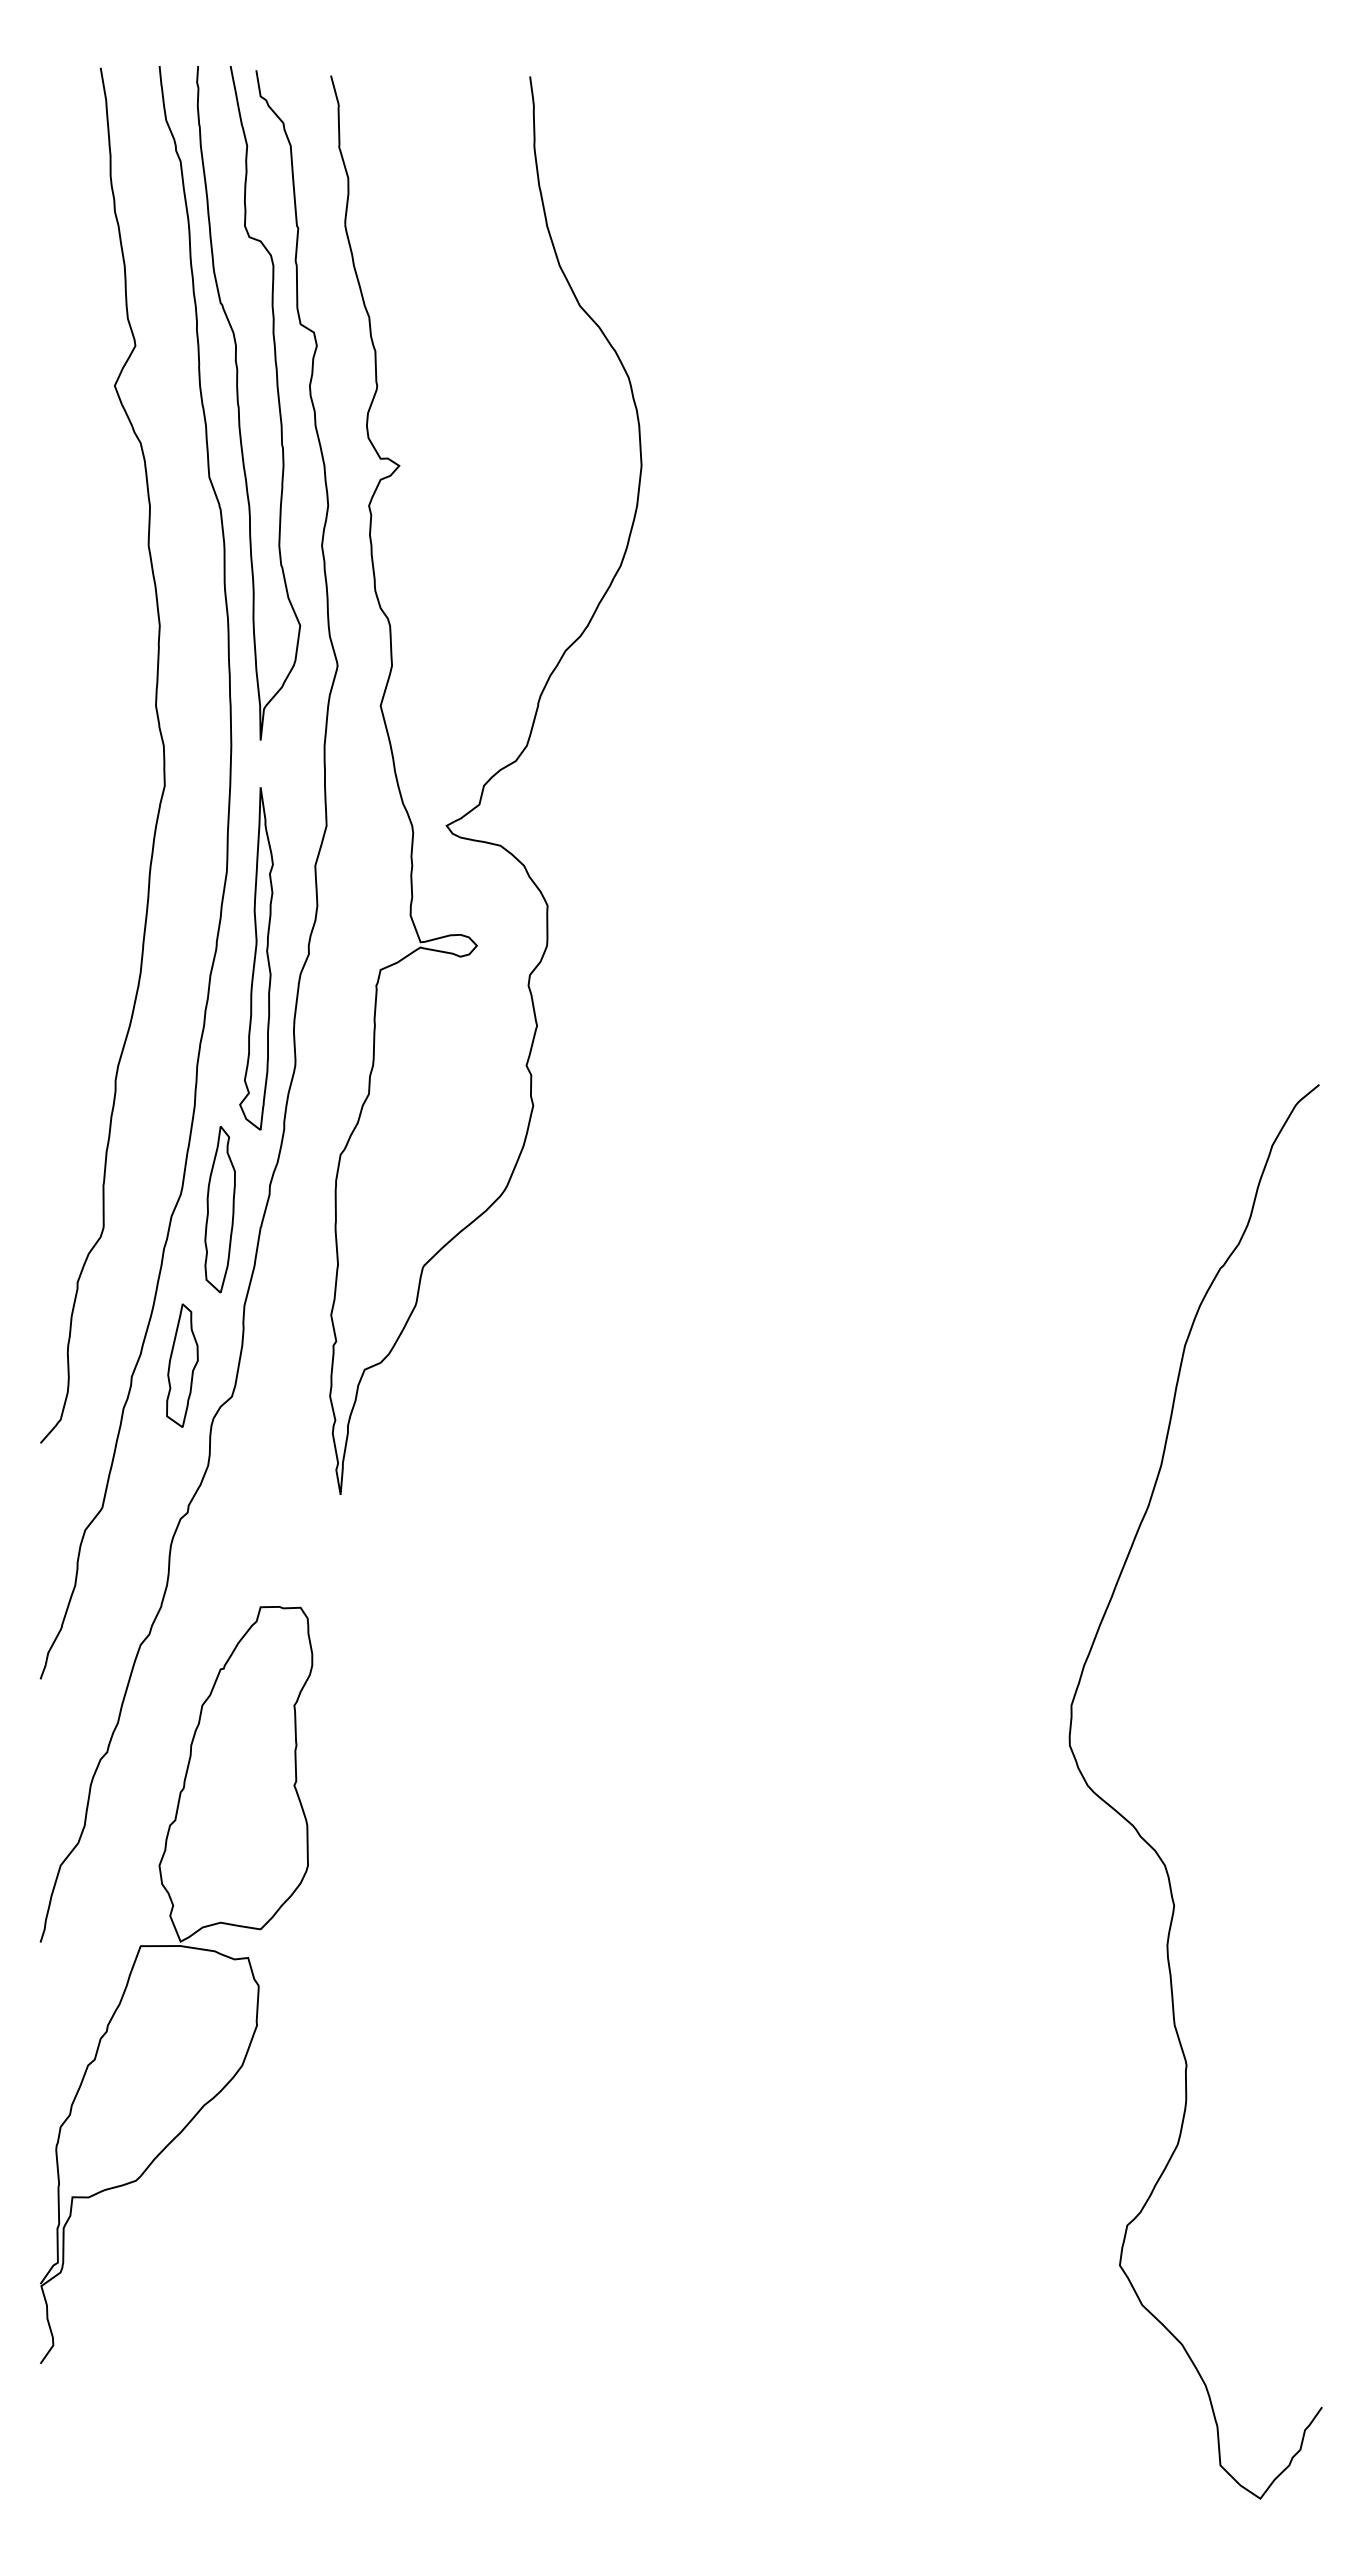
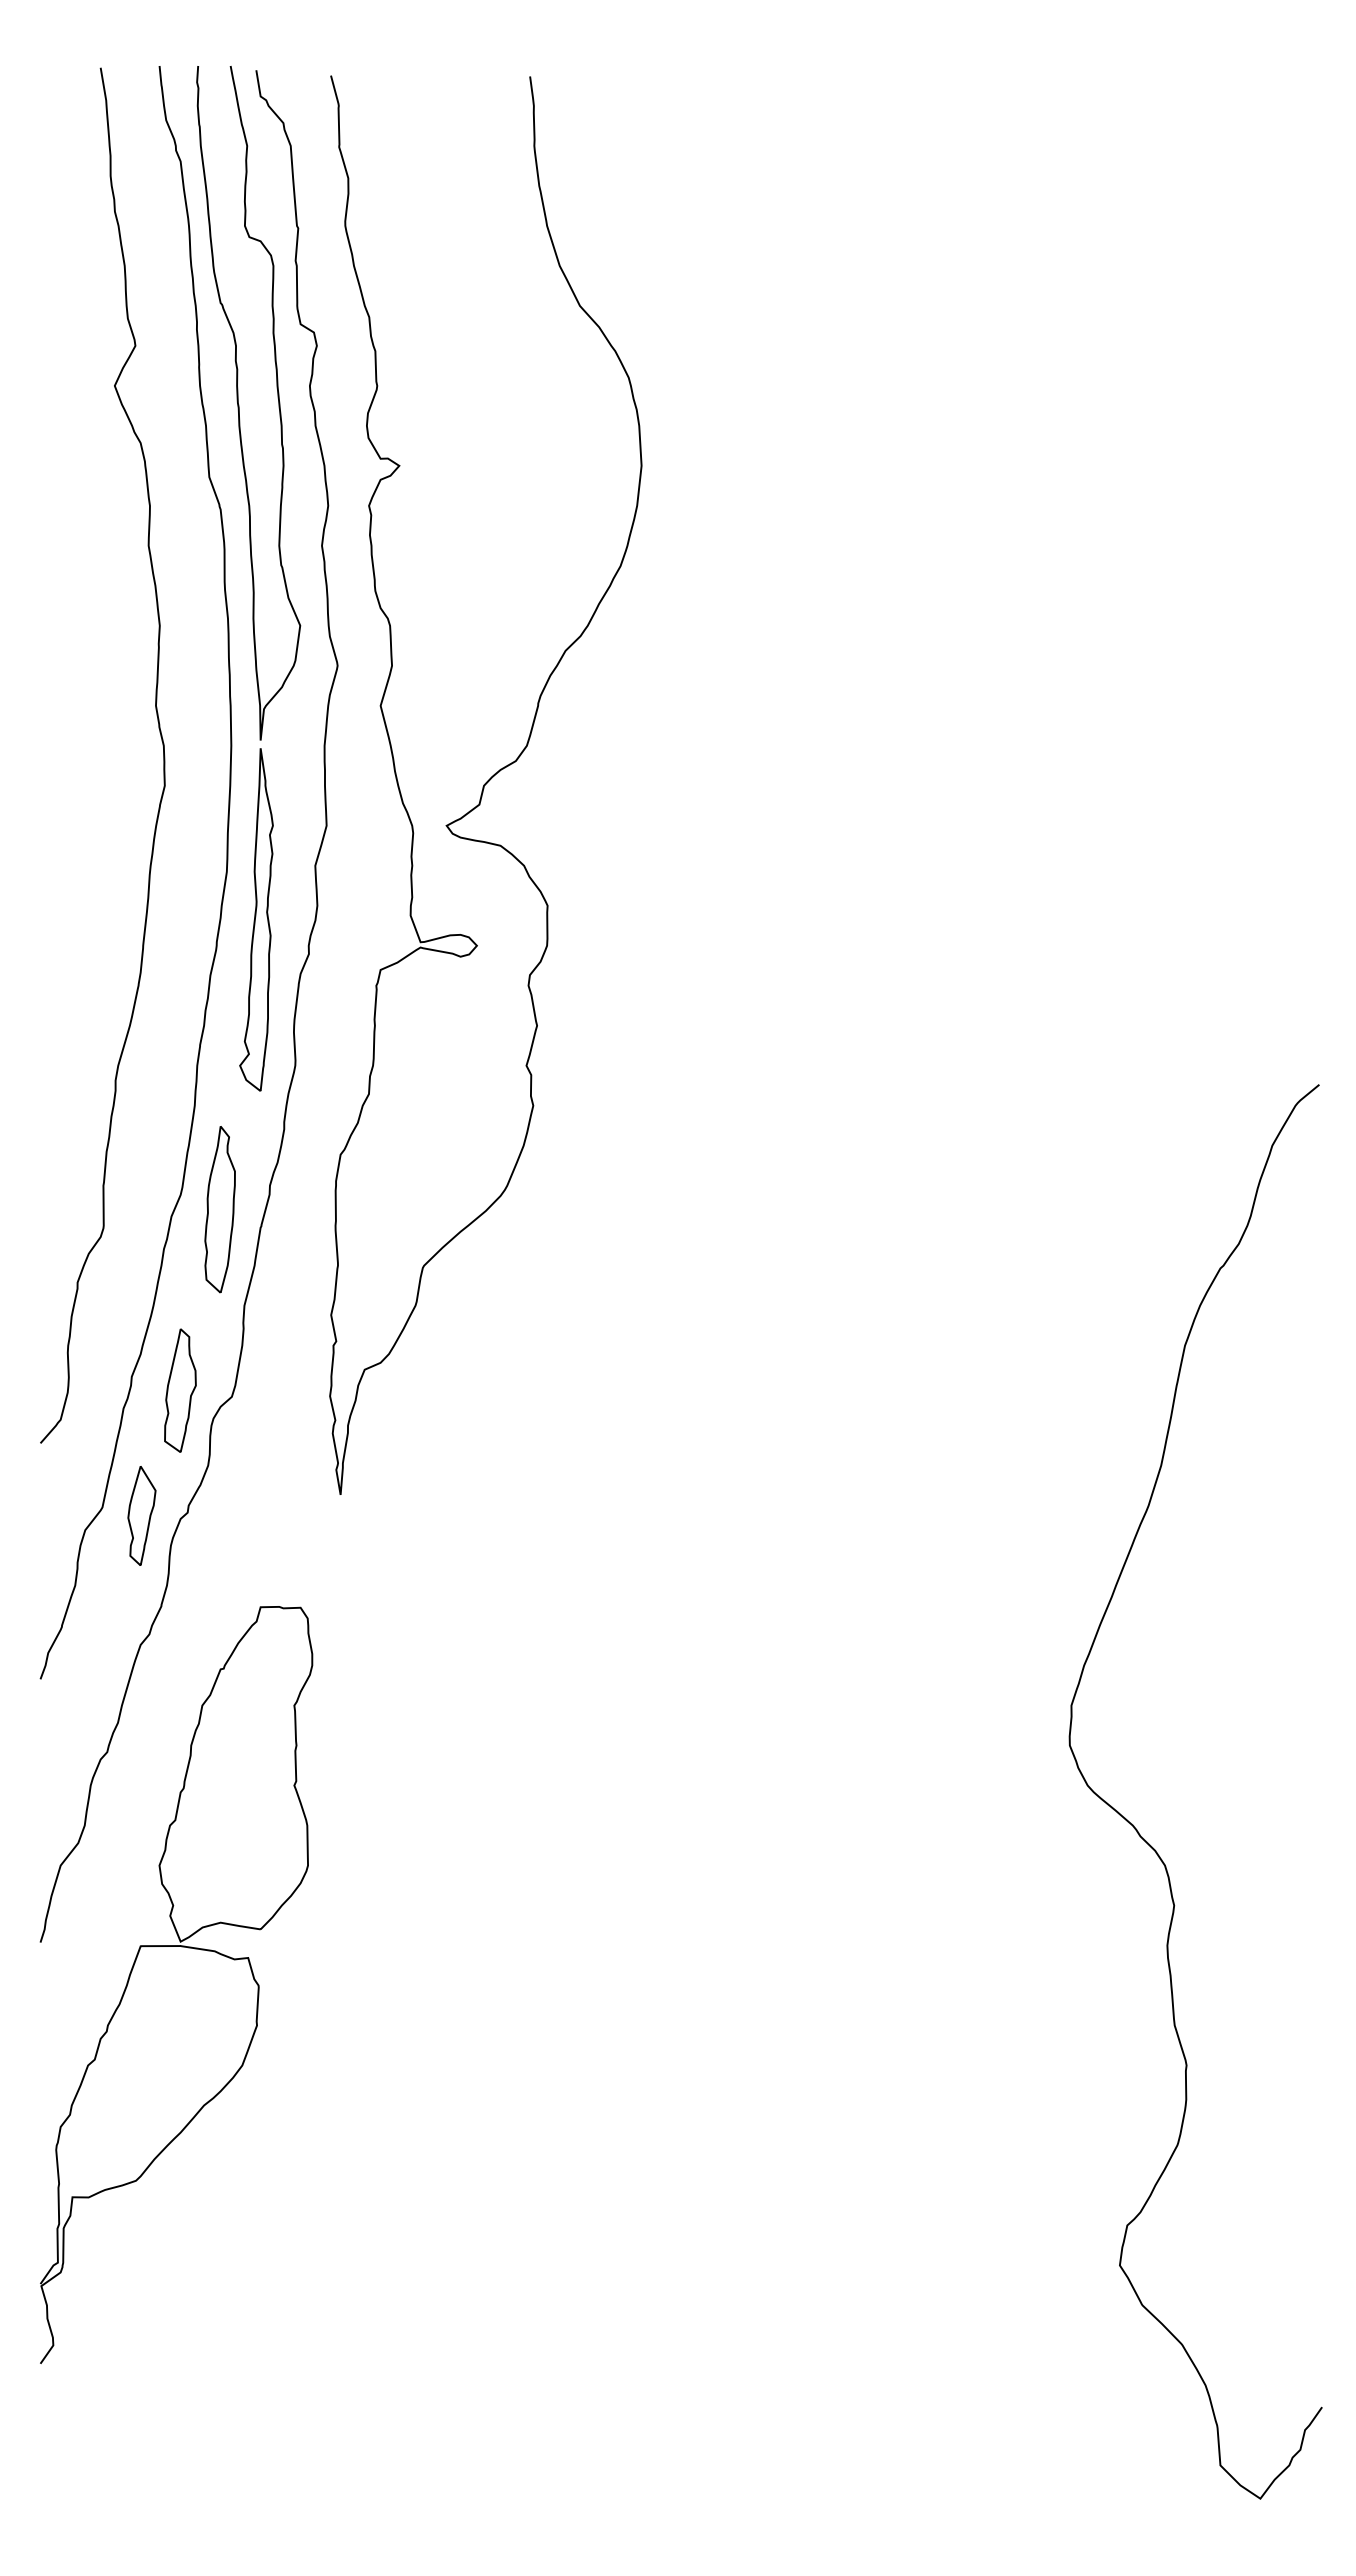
part position: (256, 958) -> (256, 919) (256, 919)
part position: (182, 1365) -> (180, 1390) (180, 1390)
part: none -> present (141, 1515)
